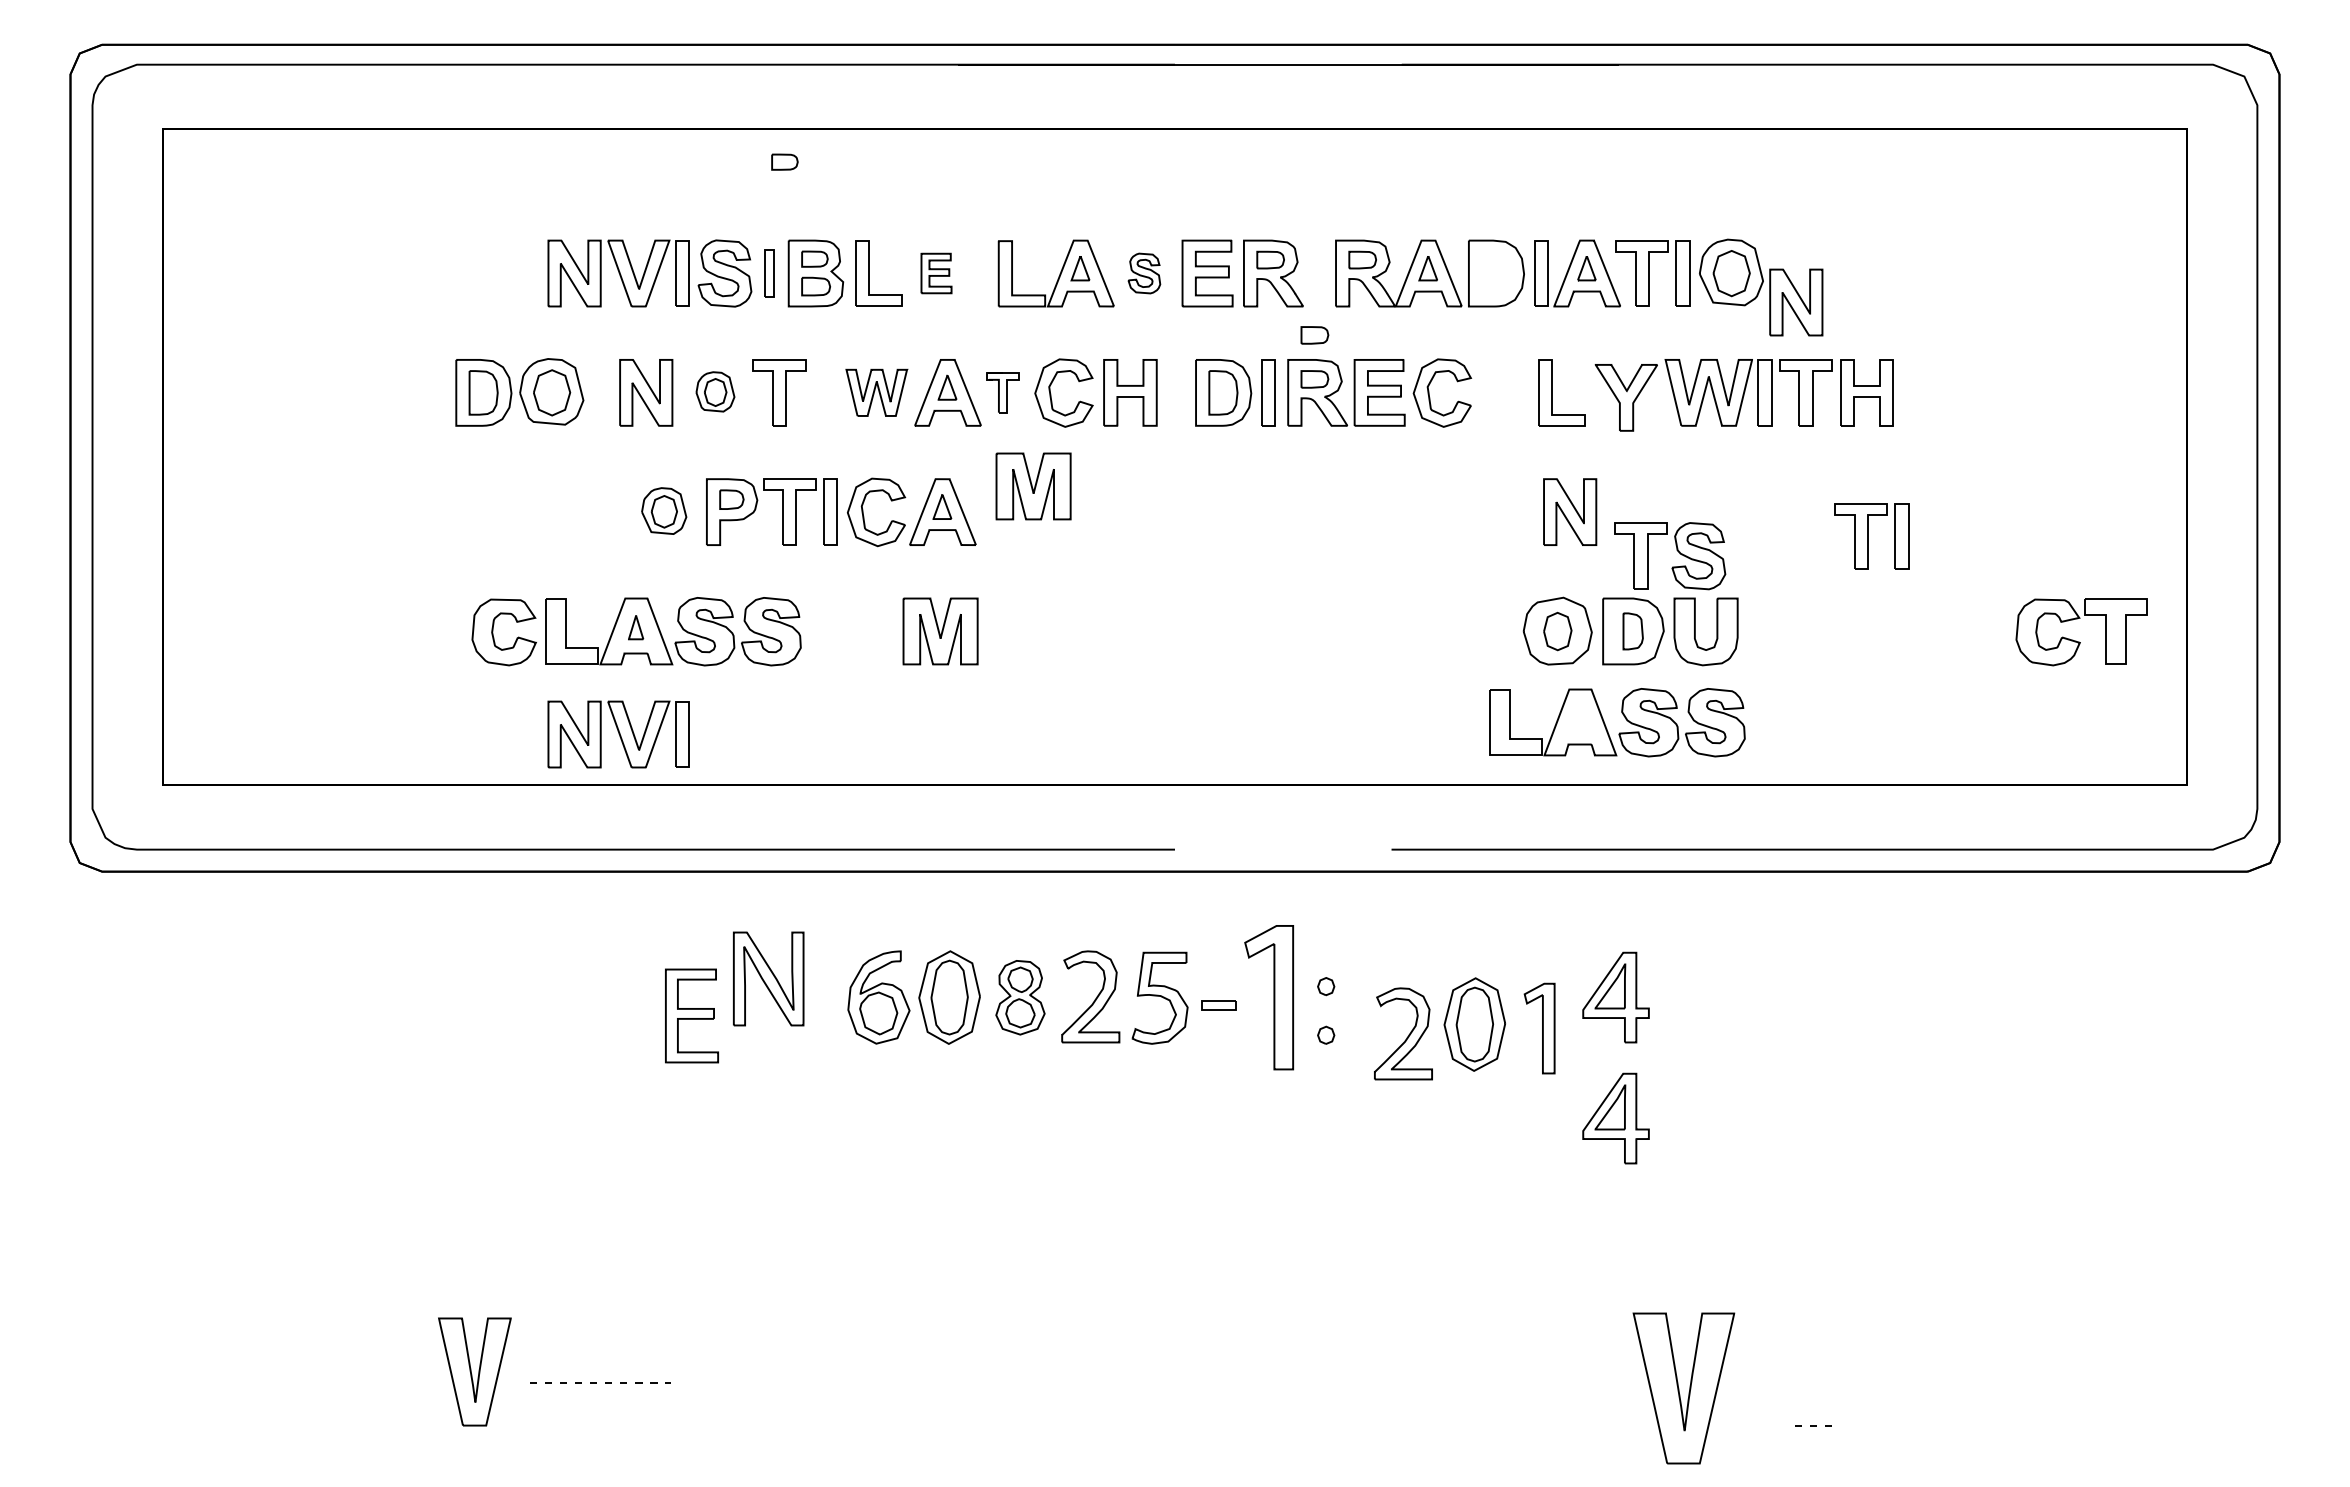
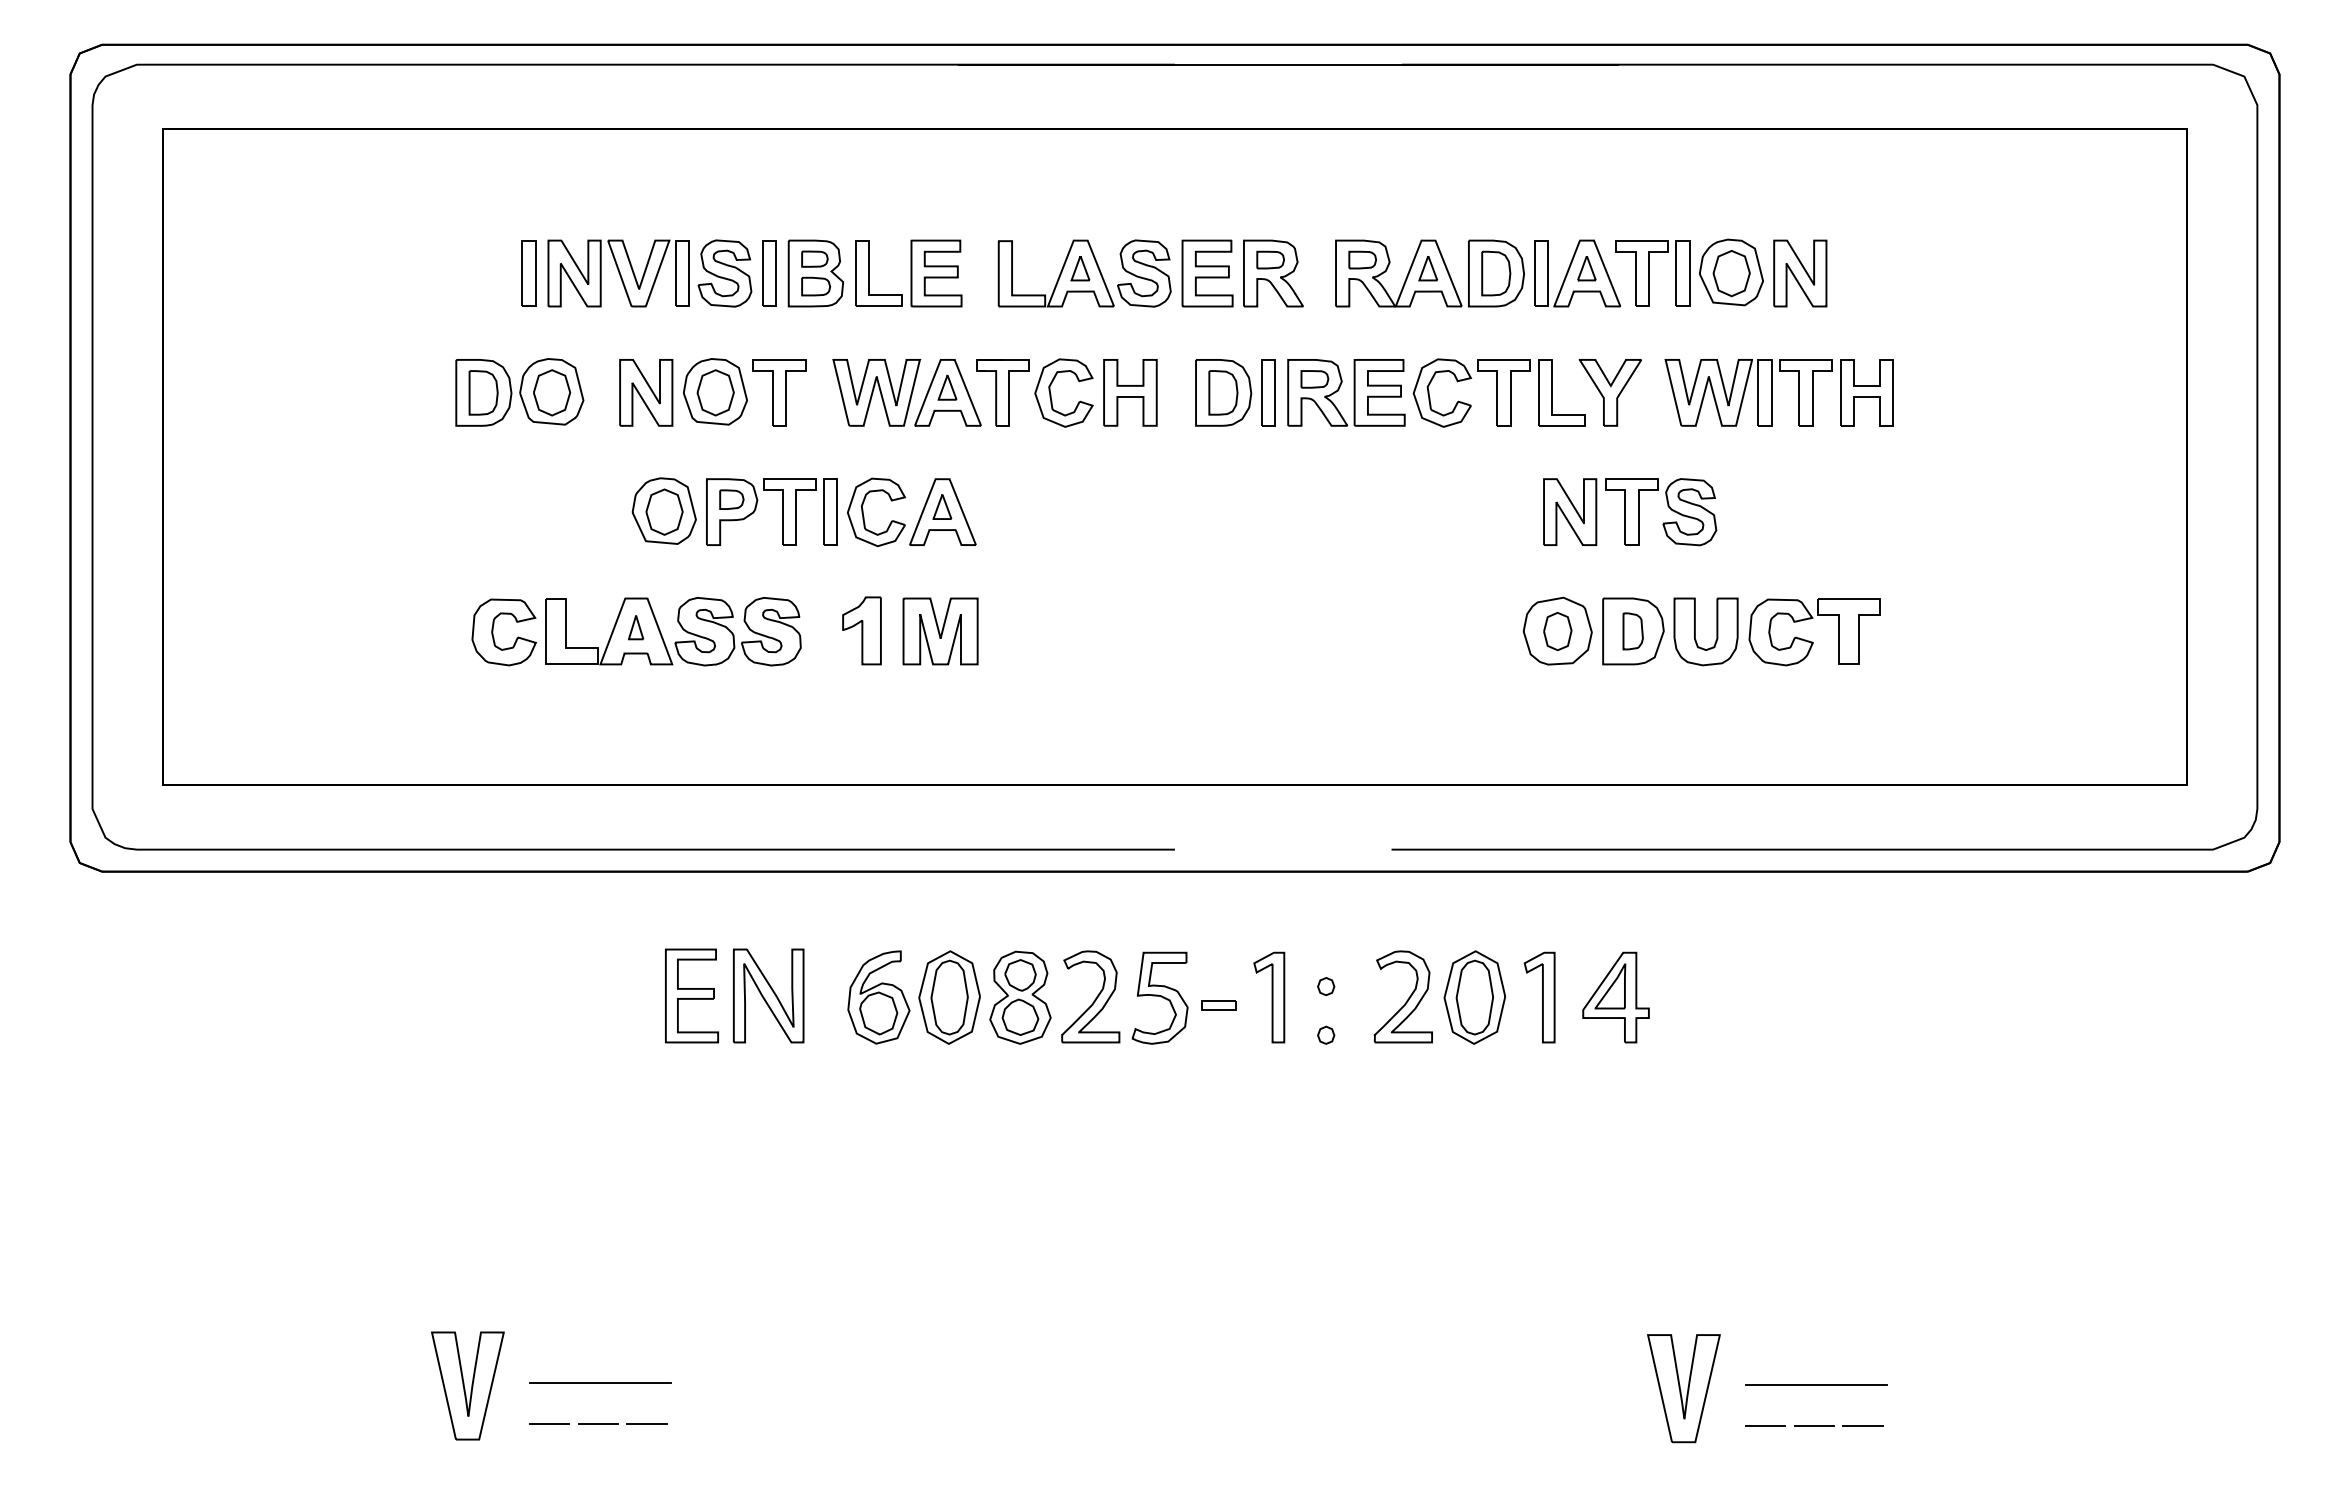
part: present -> none (784, 161)
part: none -> present (528, 273)
part size: 11x49 px -> 15x67 px (769, 273)
part size: 33x43 px -> 53x69 px (936, 273)
part size: 35x43 px -> 55x69 px (1144, 273)
part: none -> present (1496, 273)
part position: (1796, 302) -> (1800, 273) (1800, 273)
part: present -> none (1314, 335)
part size: 41x42 px -> 65x68 px (715, 391)
part size: 64x49 px -> 90x68 px (876, 392)
part size: 34x42 px -> 54x68 px (1002, 392)
part: none -> present (1503, 392)
part position: (1625, 397) -> (1609, 392) (1609, 392)
part: present -> none (1033, 486)
part size: 47x48 px -> 66x68 px (663, 510)
part: present -> none (1871, 536)
part position: (1676, 550) -> (1667, 506) (1667, 506)
part: none -> present (861, 630)
part position: (2079, 641) -> (1812, 641) (1812, 641)
part: present -> none (1623, 716)
part: present -> none (618, 734)
part position: (768, 978) -> (768, 995) (768, 995)
part size: 51x76 px -> 63x95 px (1020, 997)
part size: 50x146 px -> 33x93 px (1269, 997)
part position: (691, 1015) -> (691, 995) (691, 995)
part position: (1474, 1024) -> (1474, 997) (1474, 997)
part position: (1539, 1028) -> (1539, 997) (1539, 997)
part position: (1403, 1033) -> (1403, 996) (1403, 996)
part: present -> none (1615, 1118)
part position: (474, 1371) -> (467, 1385) (467, 1385)
line: dashed -> solid (600, 1382)
line: none -> present (1815, 1385)
part size: 104x153 px -> 74x110 px (1683, 1388)
line: none -> present (549, 1423)
line: none -> present (598, 1423)
line: none -> present (646, 1423)
line: none -> present (1765, 1426)
line: dashed -> solid (1814, 1426)
line: none -> present (1862, 1426)
